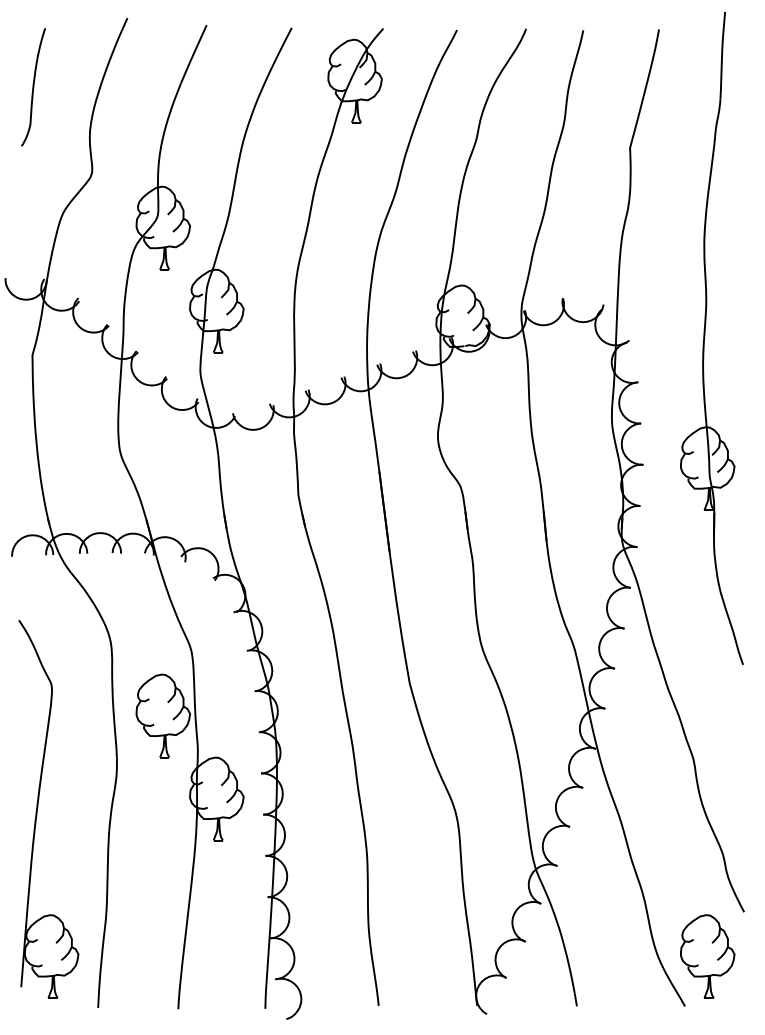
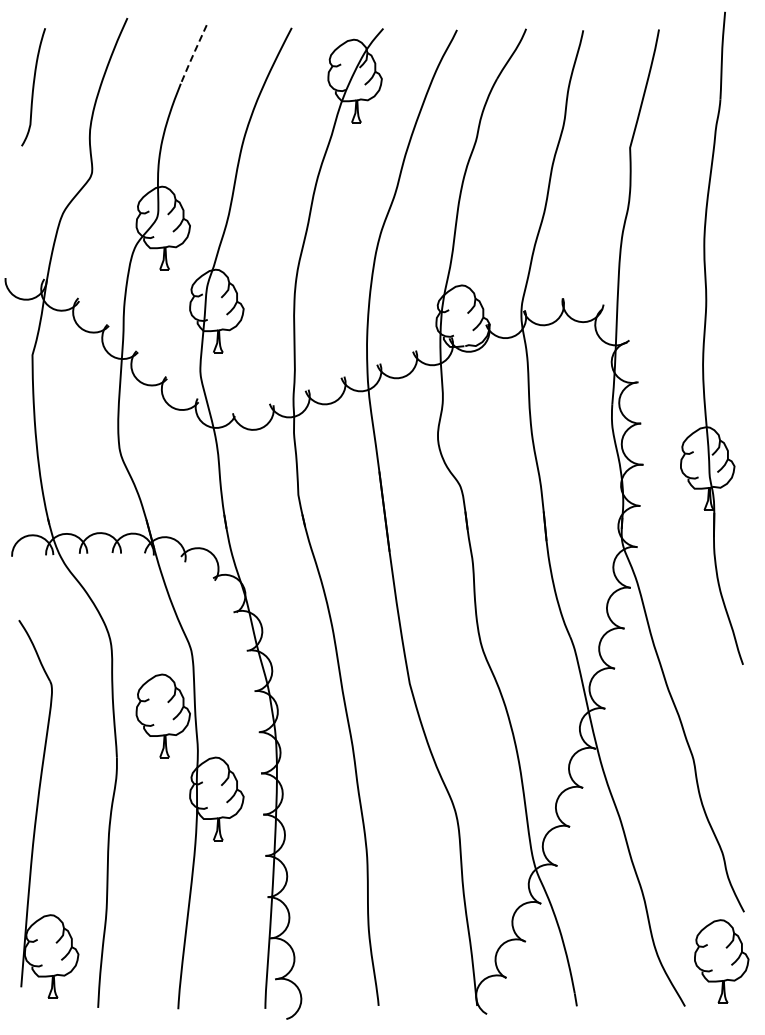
line: solid -> dashed (193, 54)
part position: (707, 956) -> (721, 961) (721, 961)
